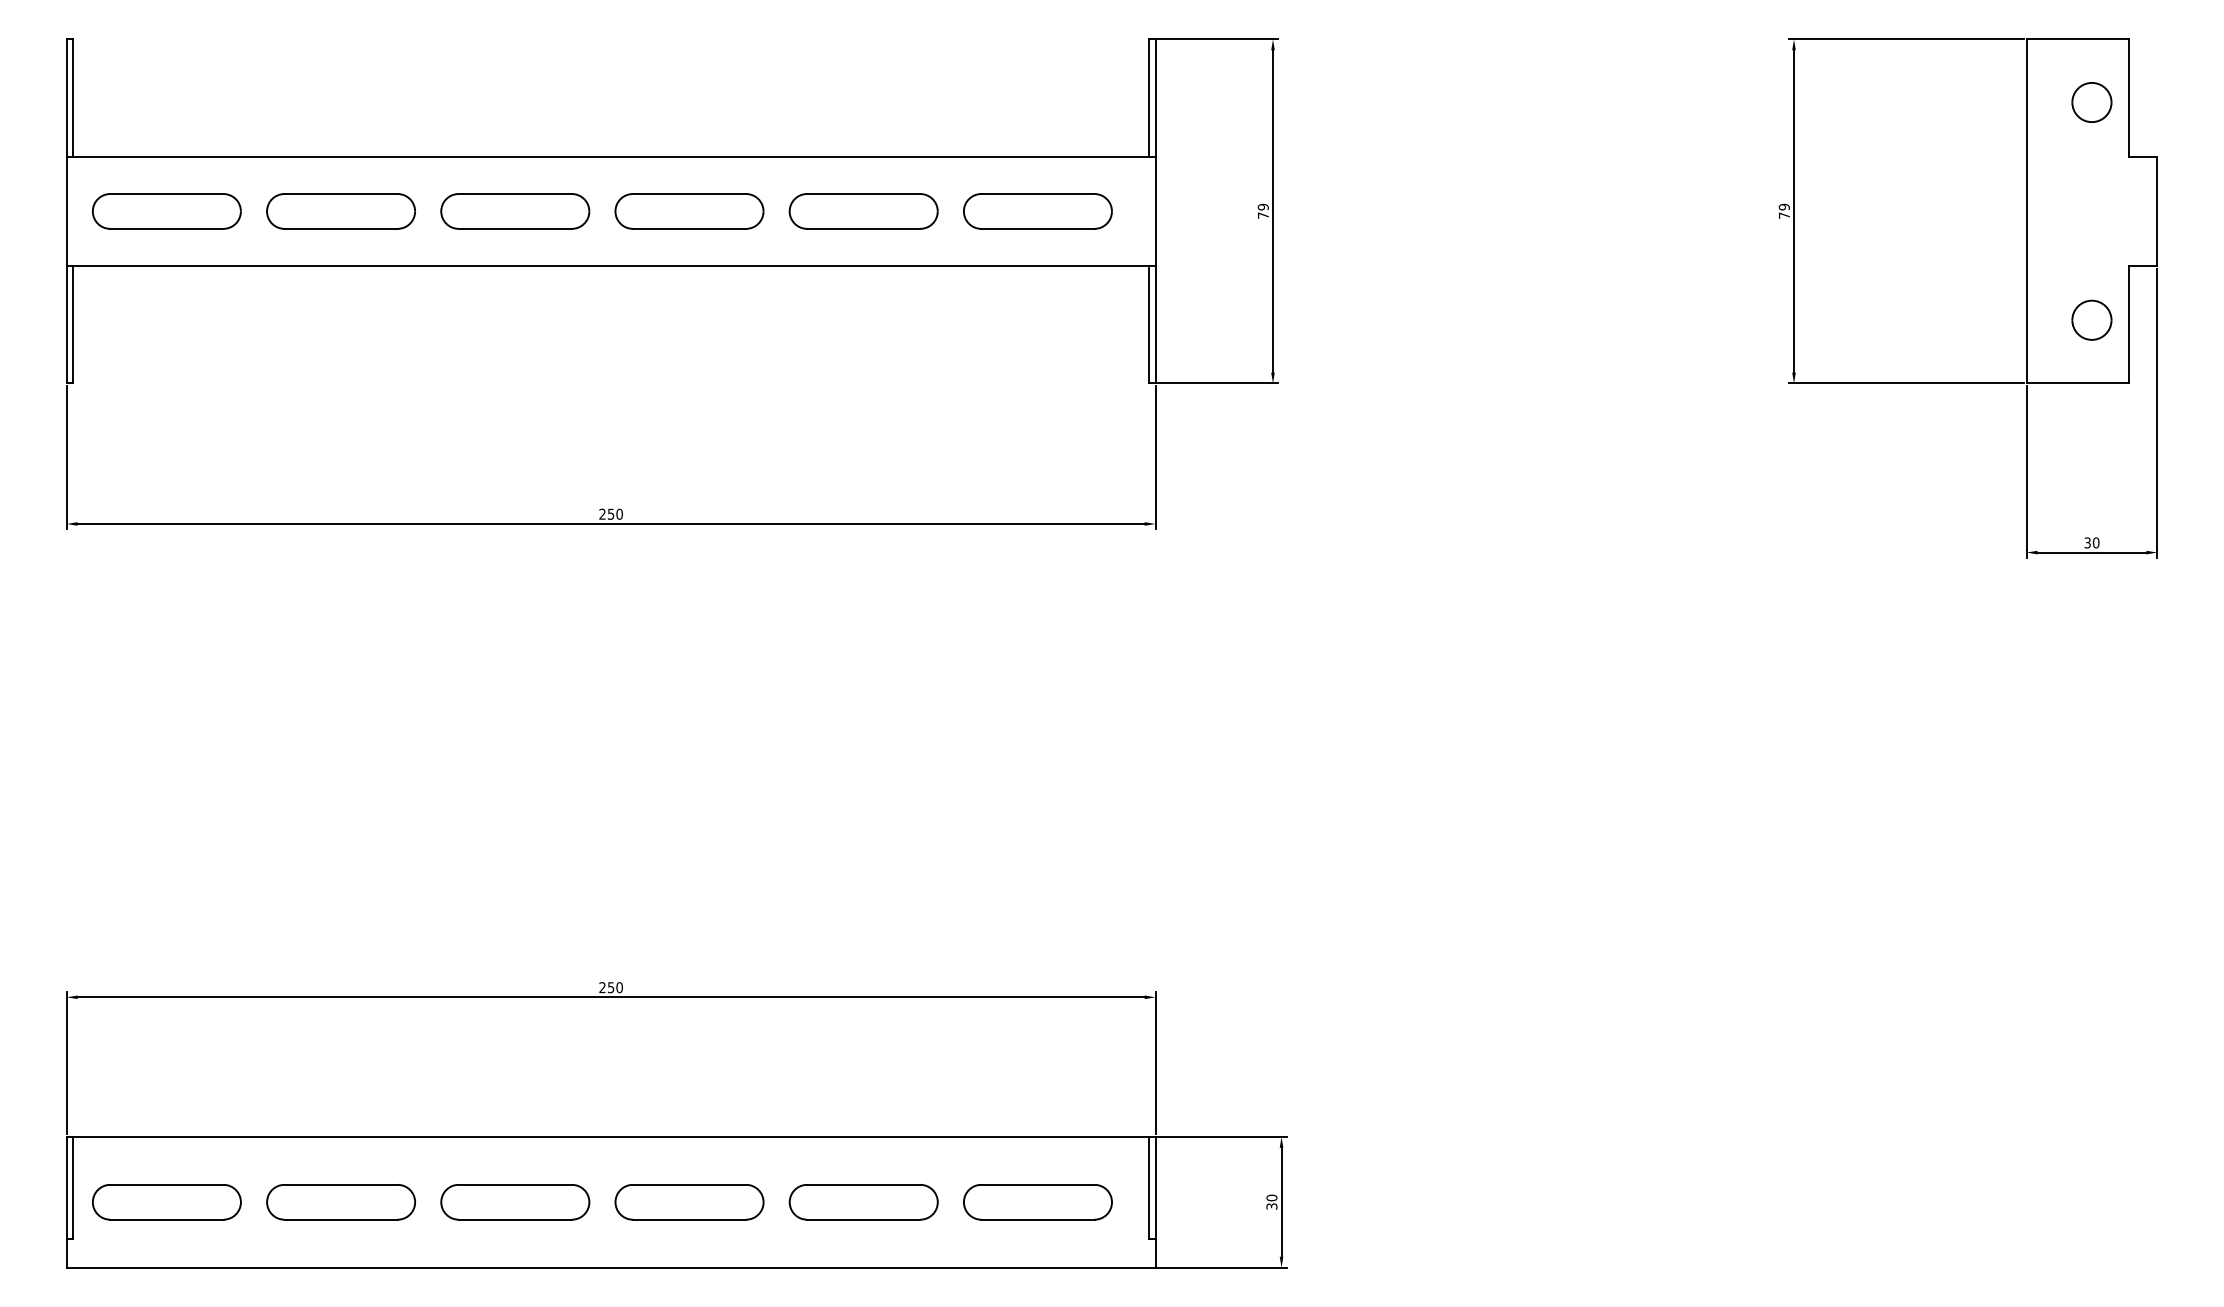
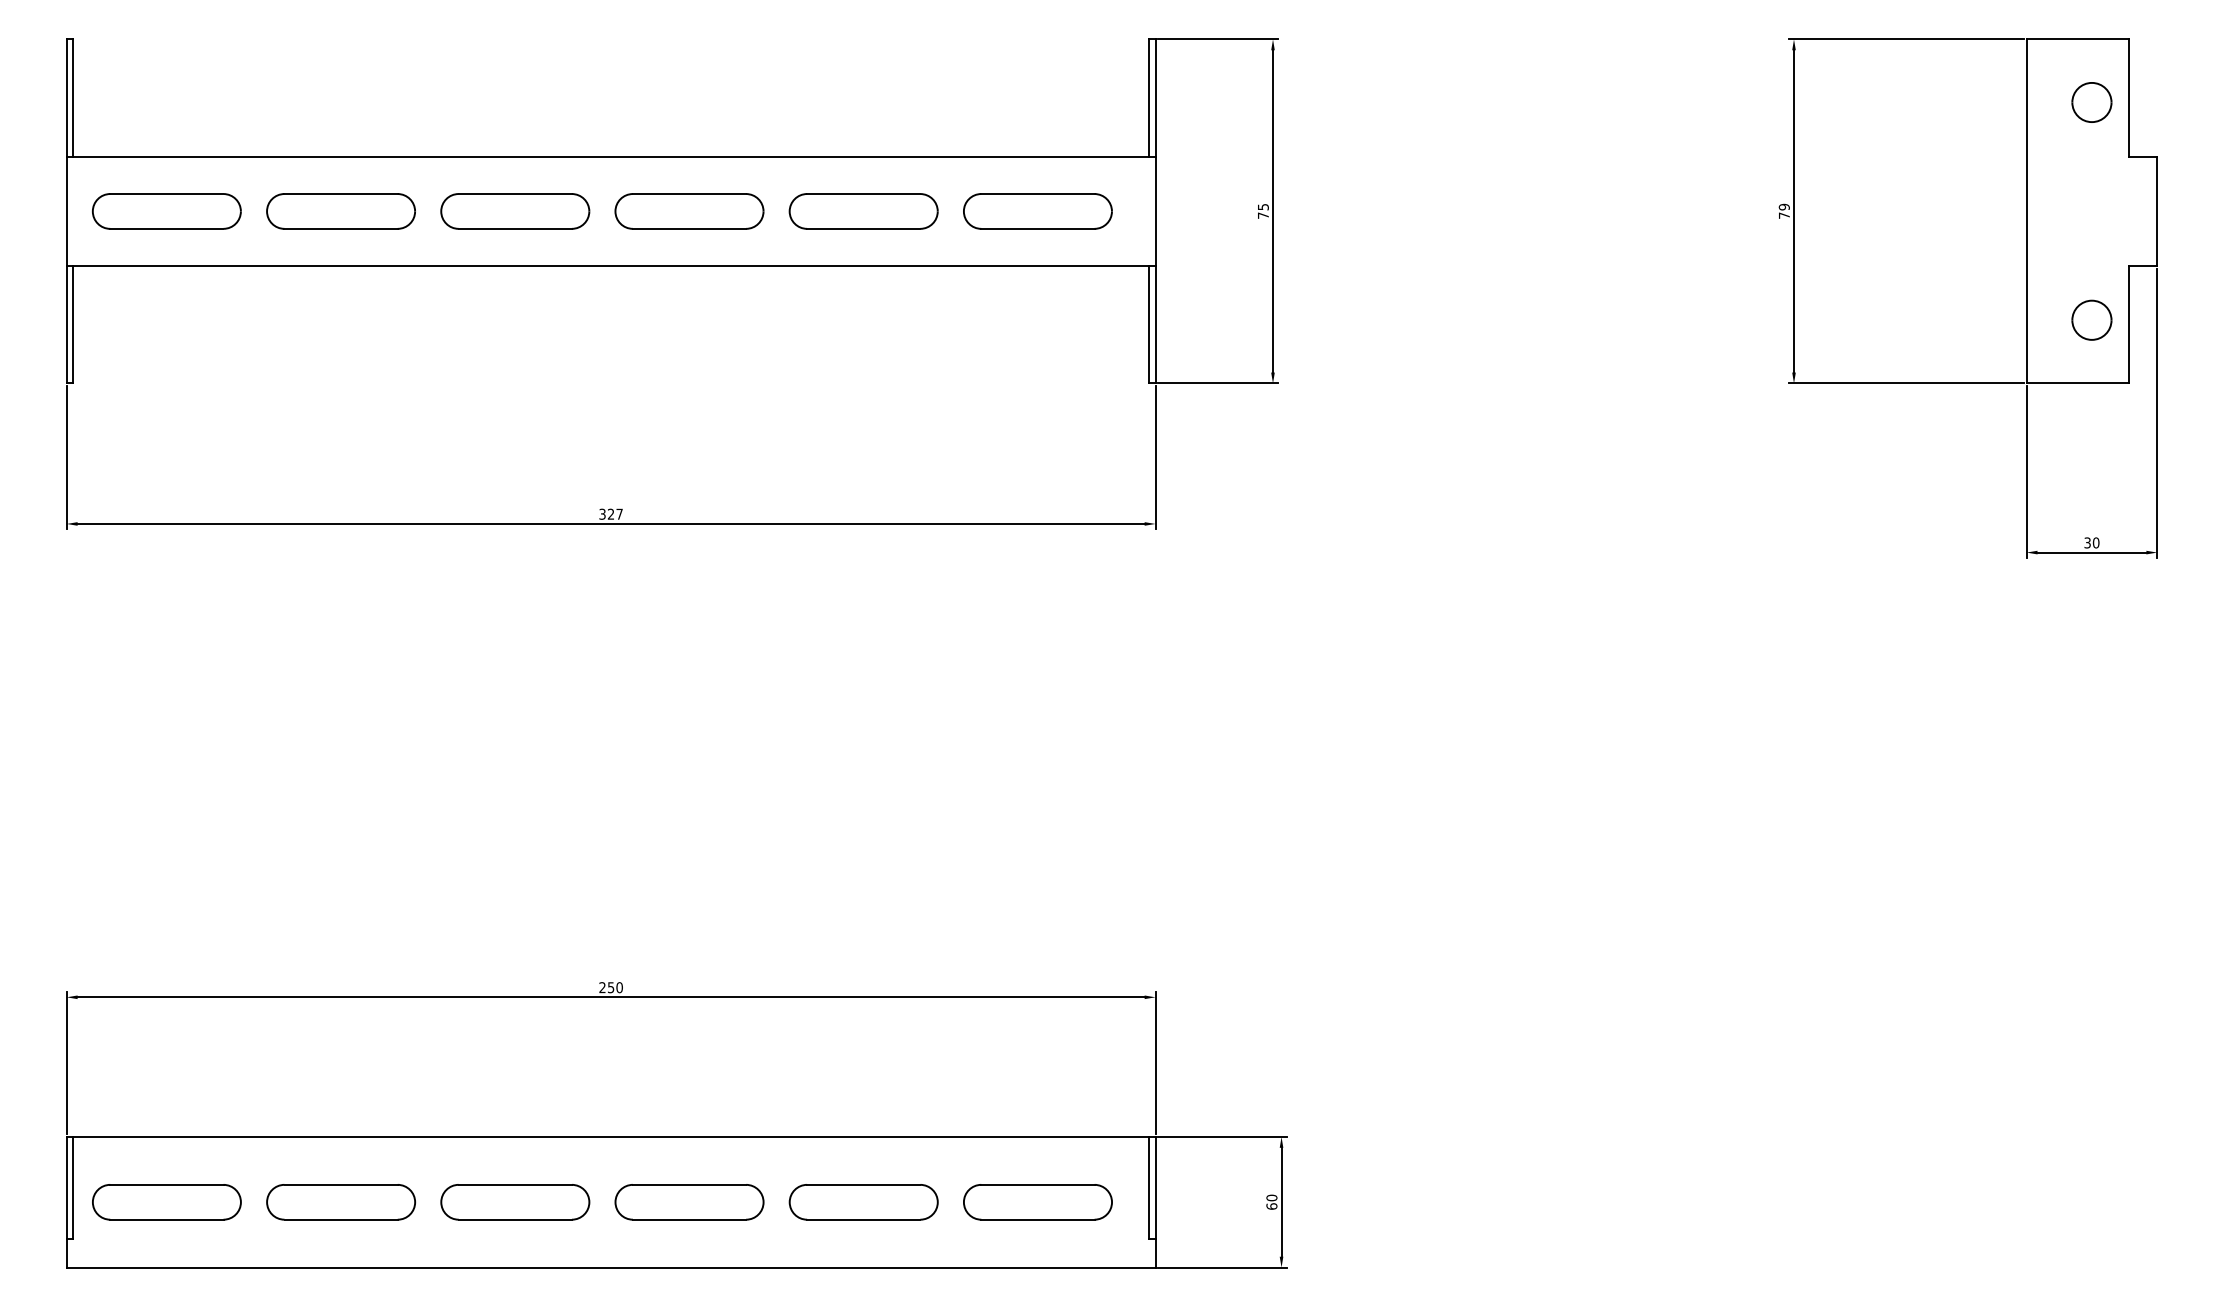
text: 79 -> 75 (1262, 206)
text: 250 -> 327 (610, 513)
text: 30 -> 60 (1271, 1206)
